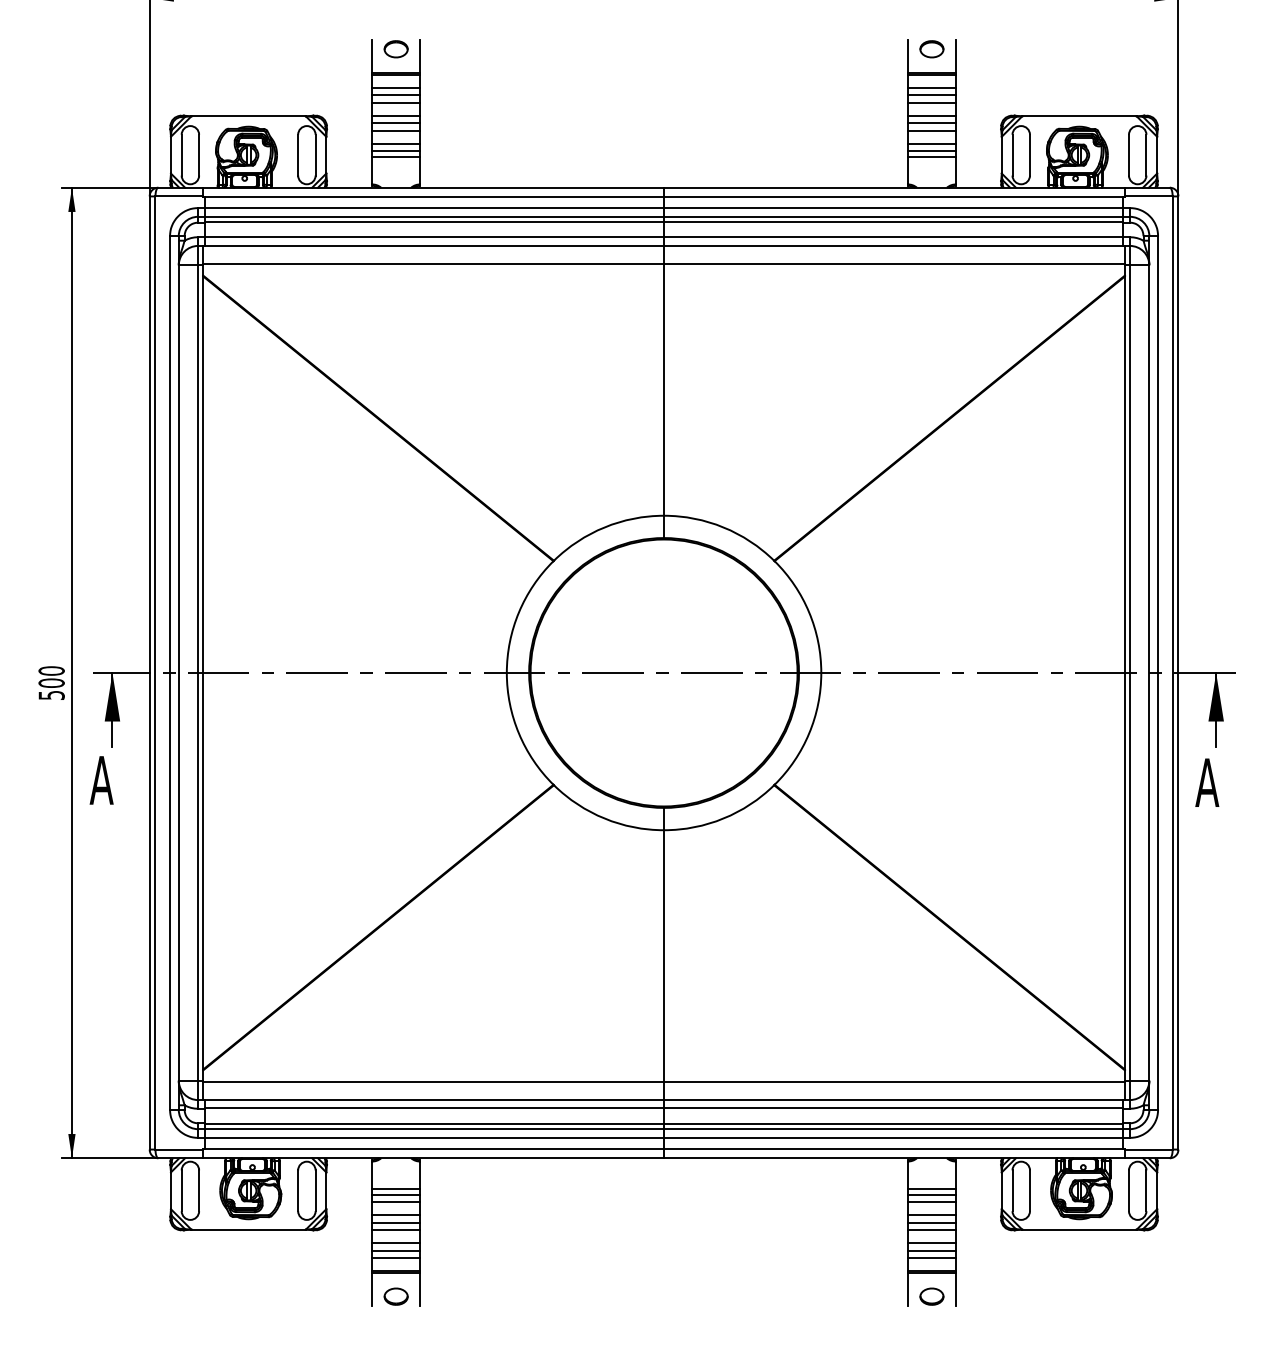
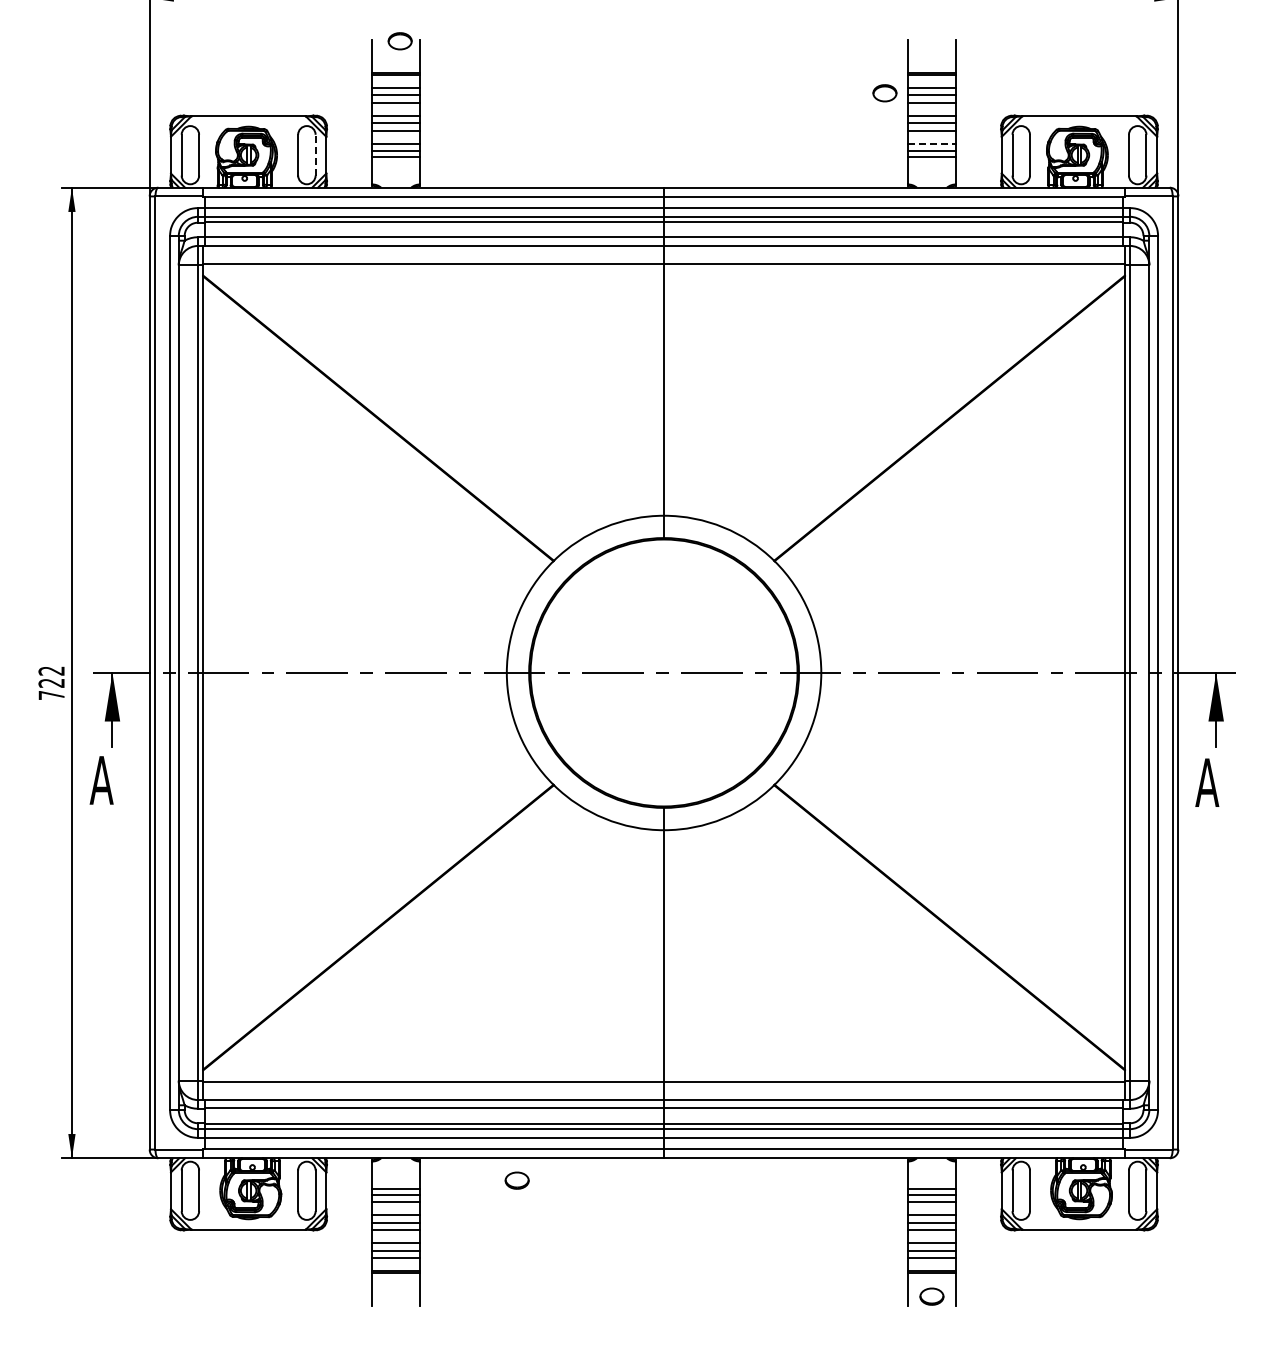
part position: (395, 49) -> (399, 41) (399, 41)
part position: (931, 49) -> (884, 93) (884, 93)
line: solid -> dashed (932, 144)
line: solid -> dashed (315, 154)
text: 500 -> 722 (51, 682)
part position: (395, 1296) -> (516, 1180) (516, 1180)
